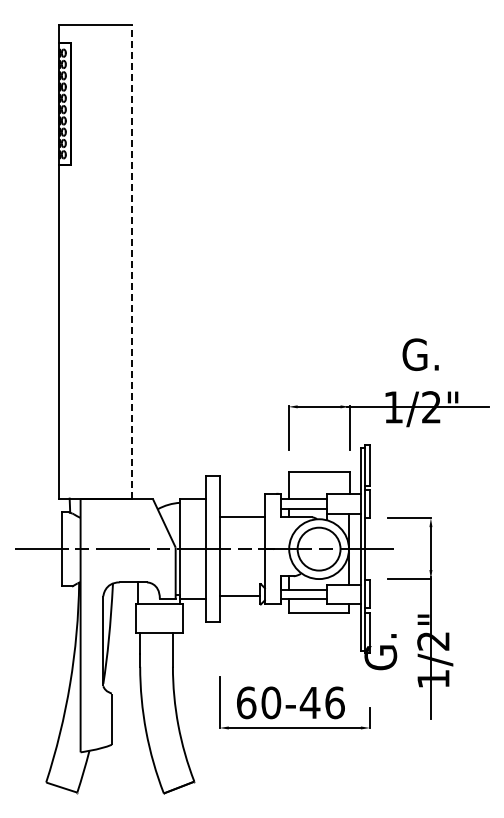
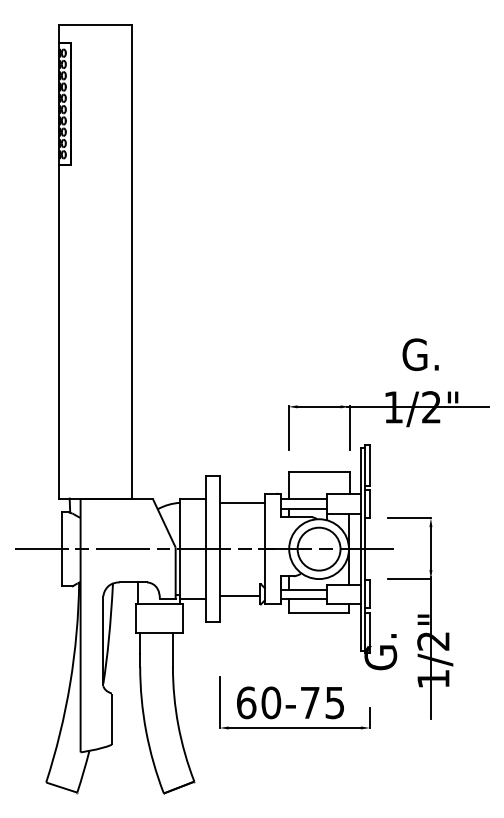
line: dashed -> solid (131, 261)
line position: (241, 516) -> (241, 502) (241, 502)
text: 60-46 -> 60-75 (321, 702)
